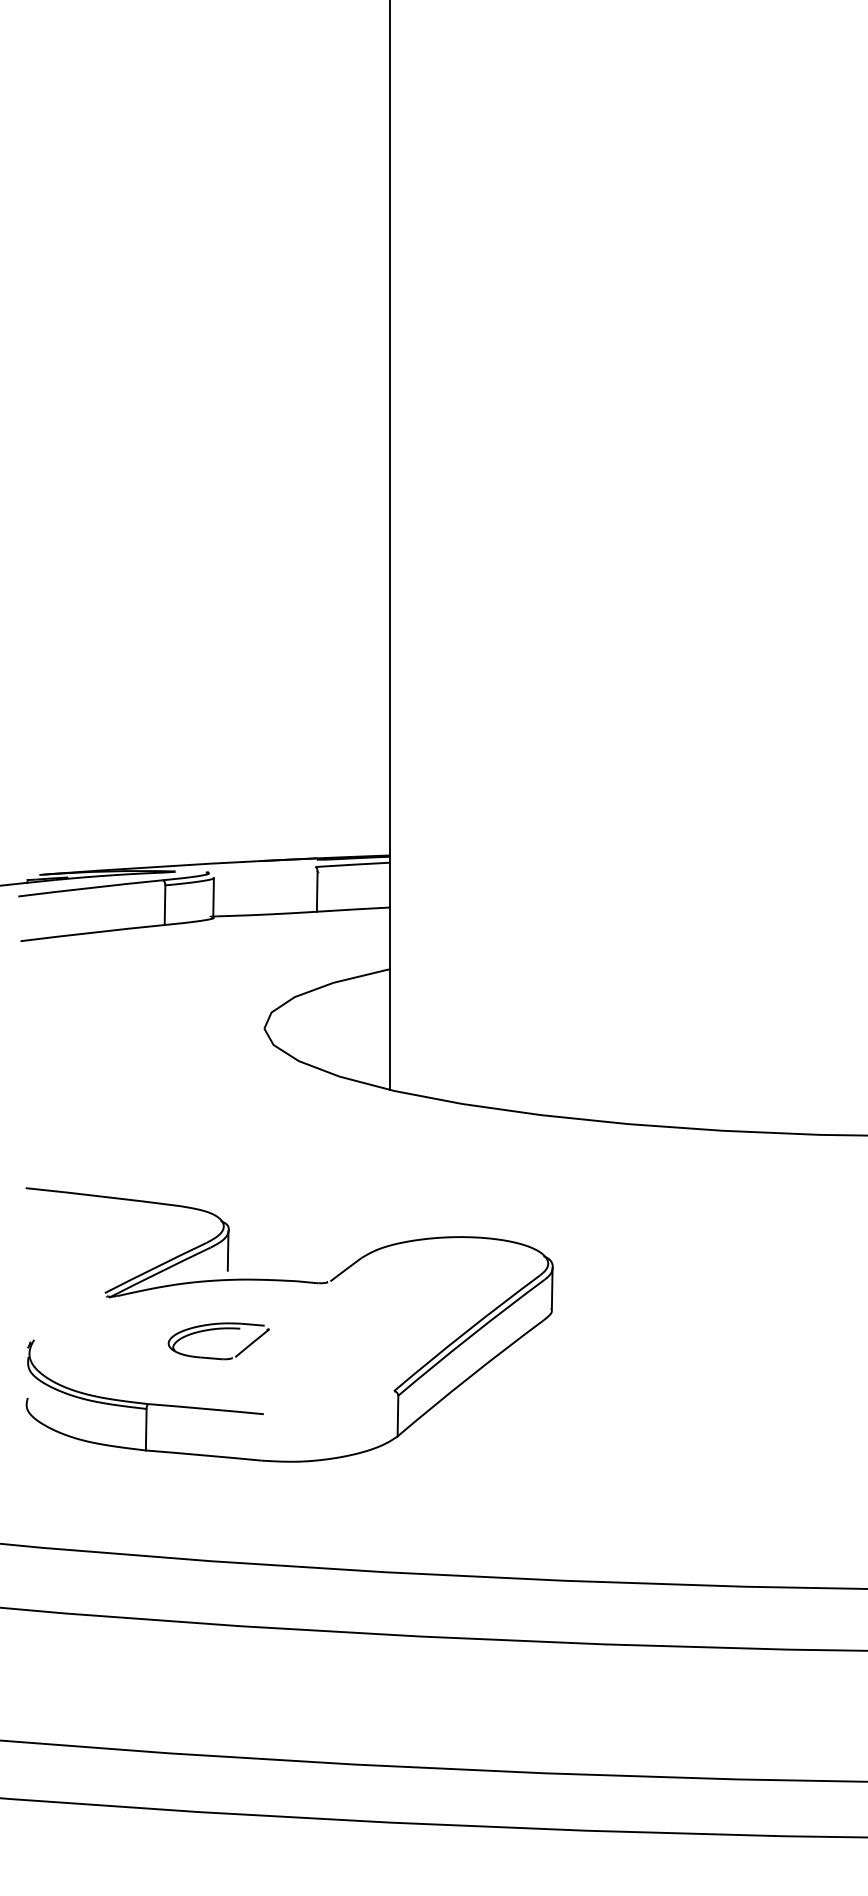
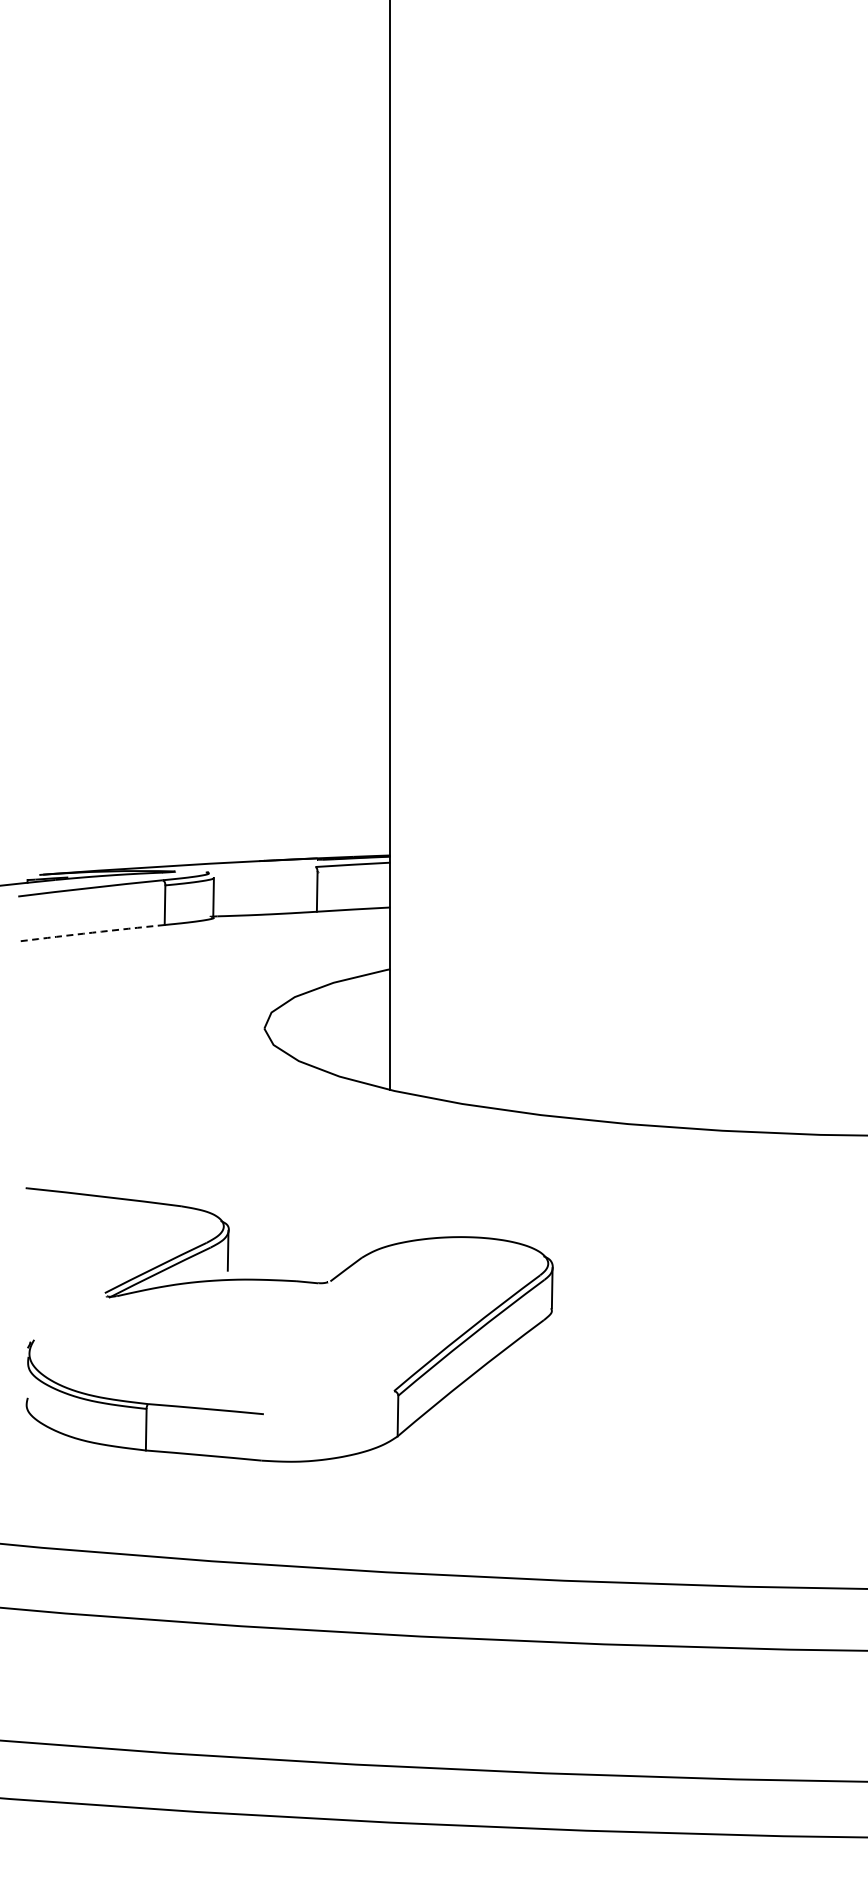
arc: solid -> dashed (92, 932)
part: present -> none (218, 1329)
